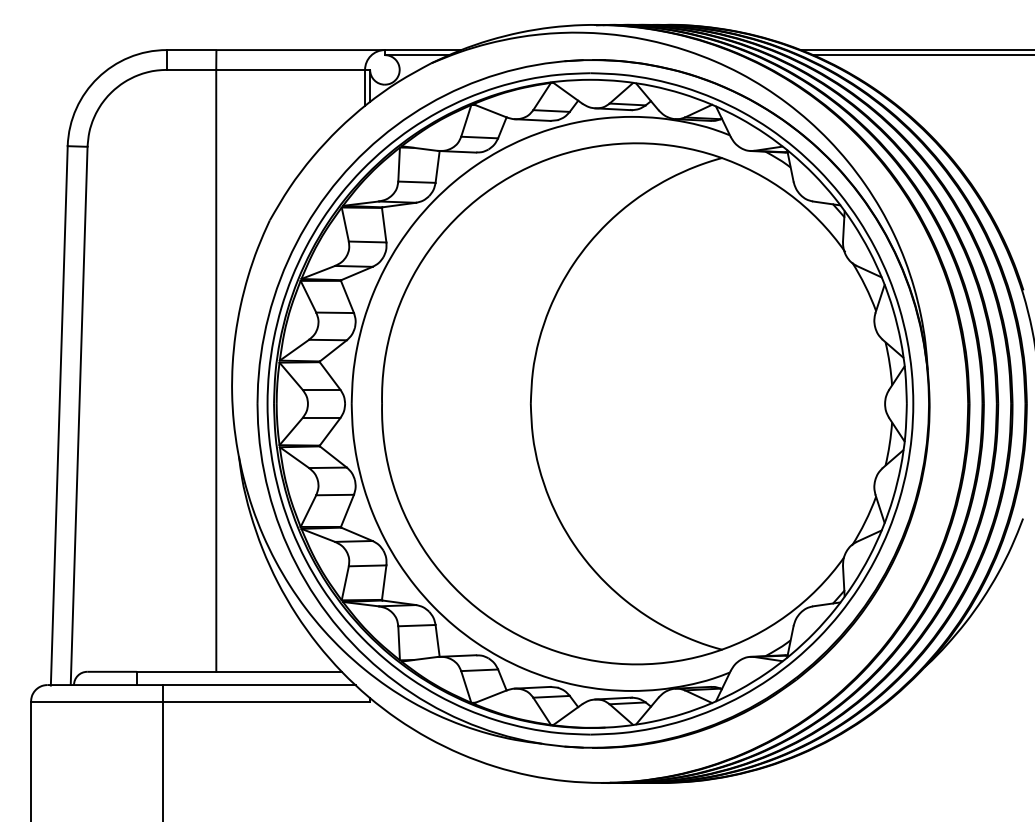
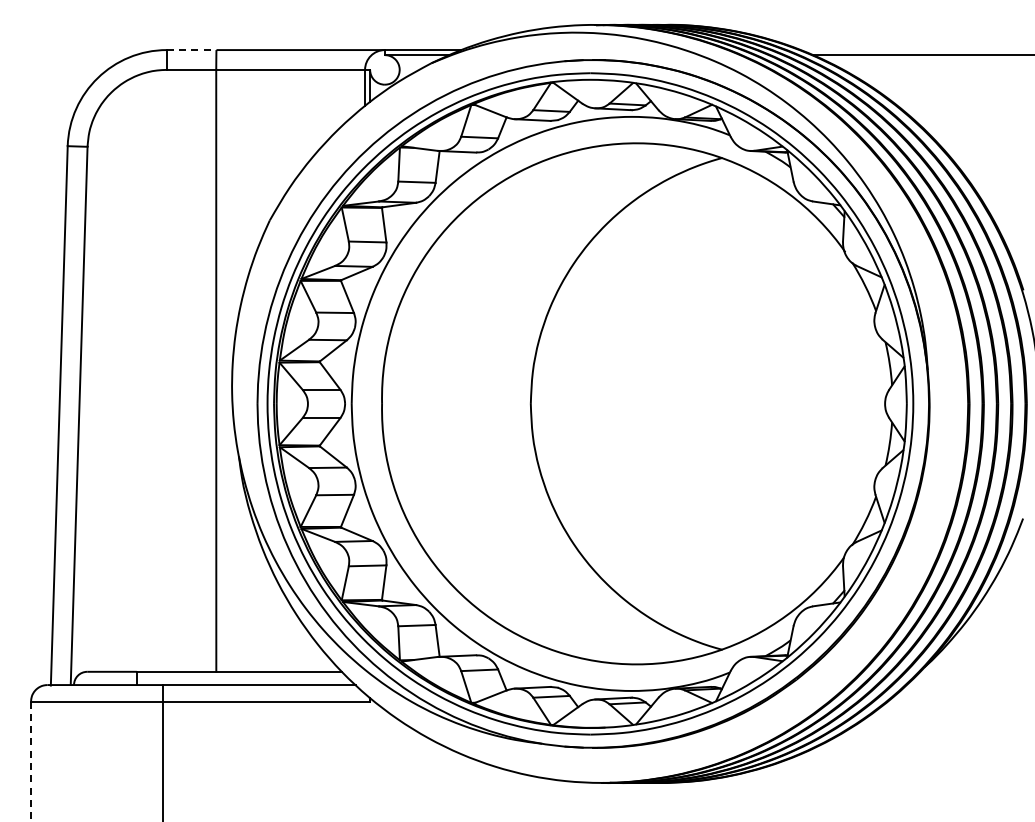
line: solid -> dashed (191, 50)
line: present -> none (915, 50)
line: solid -> dashed (31, 761)
